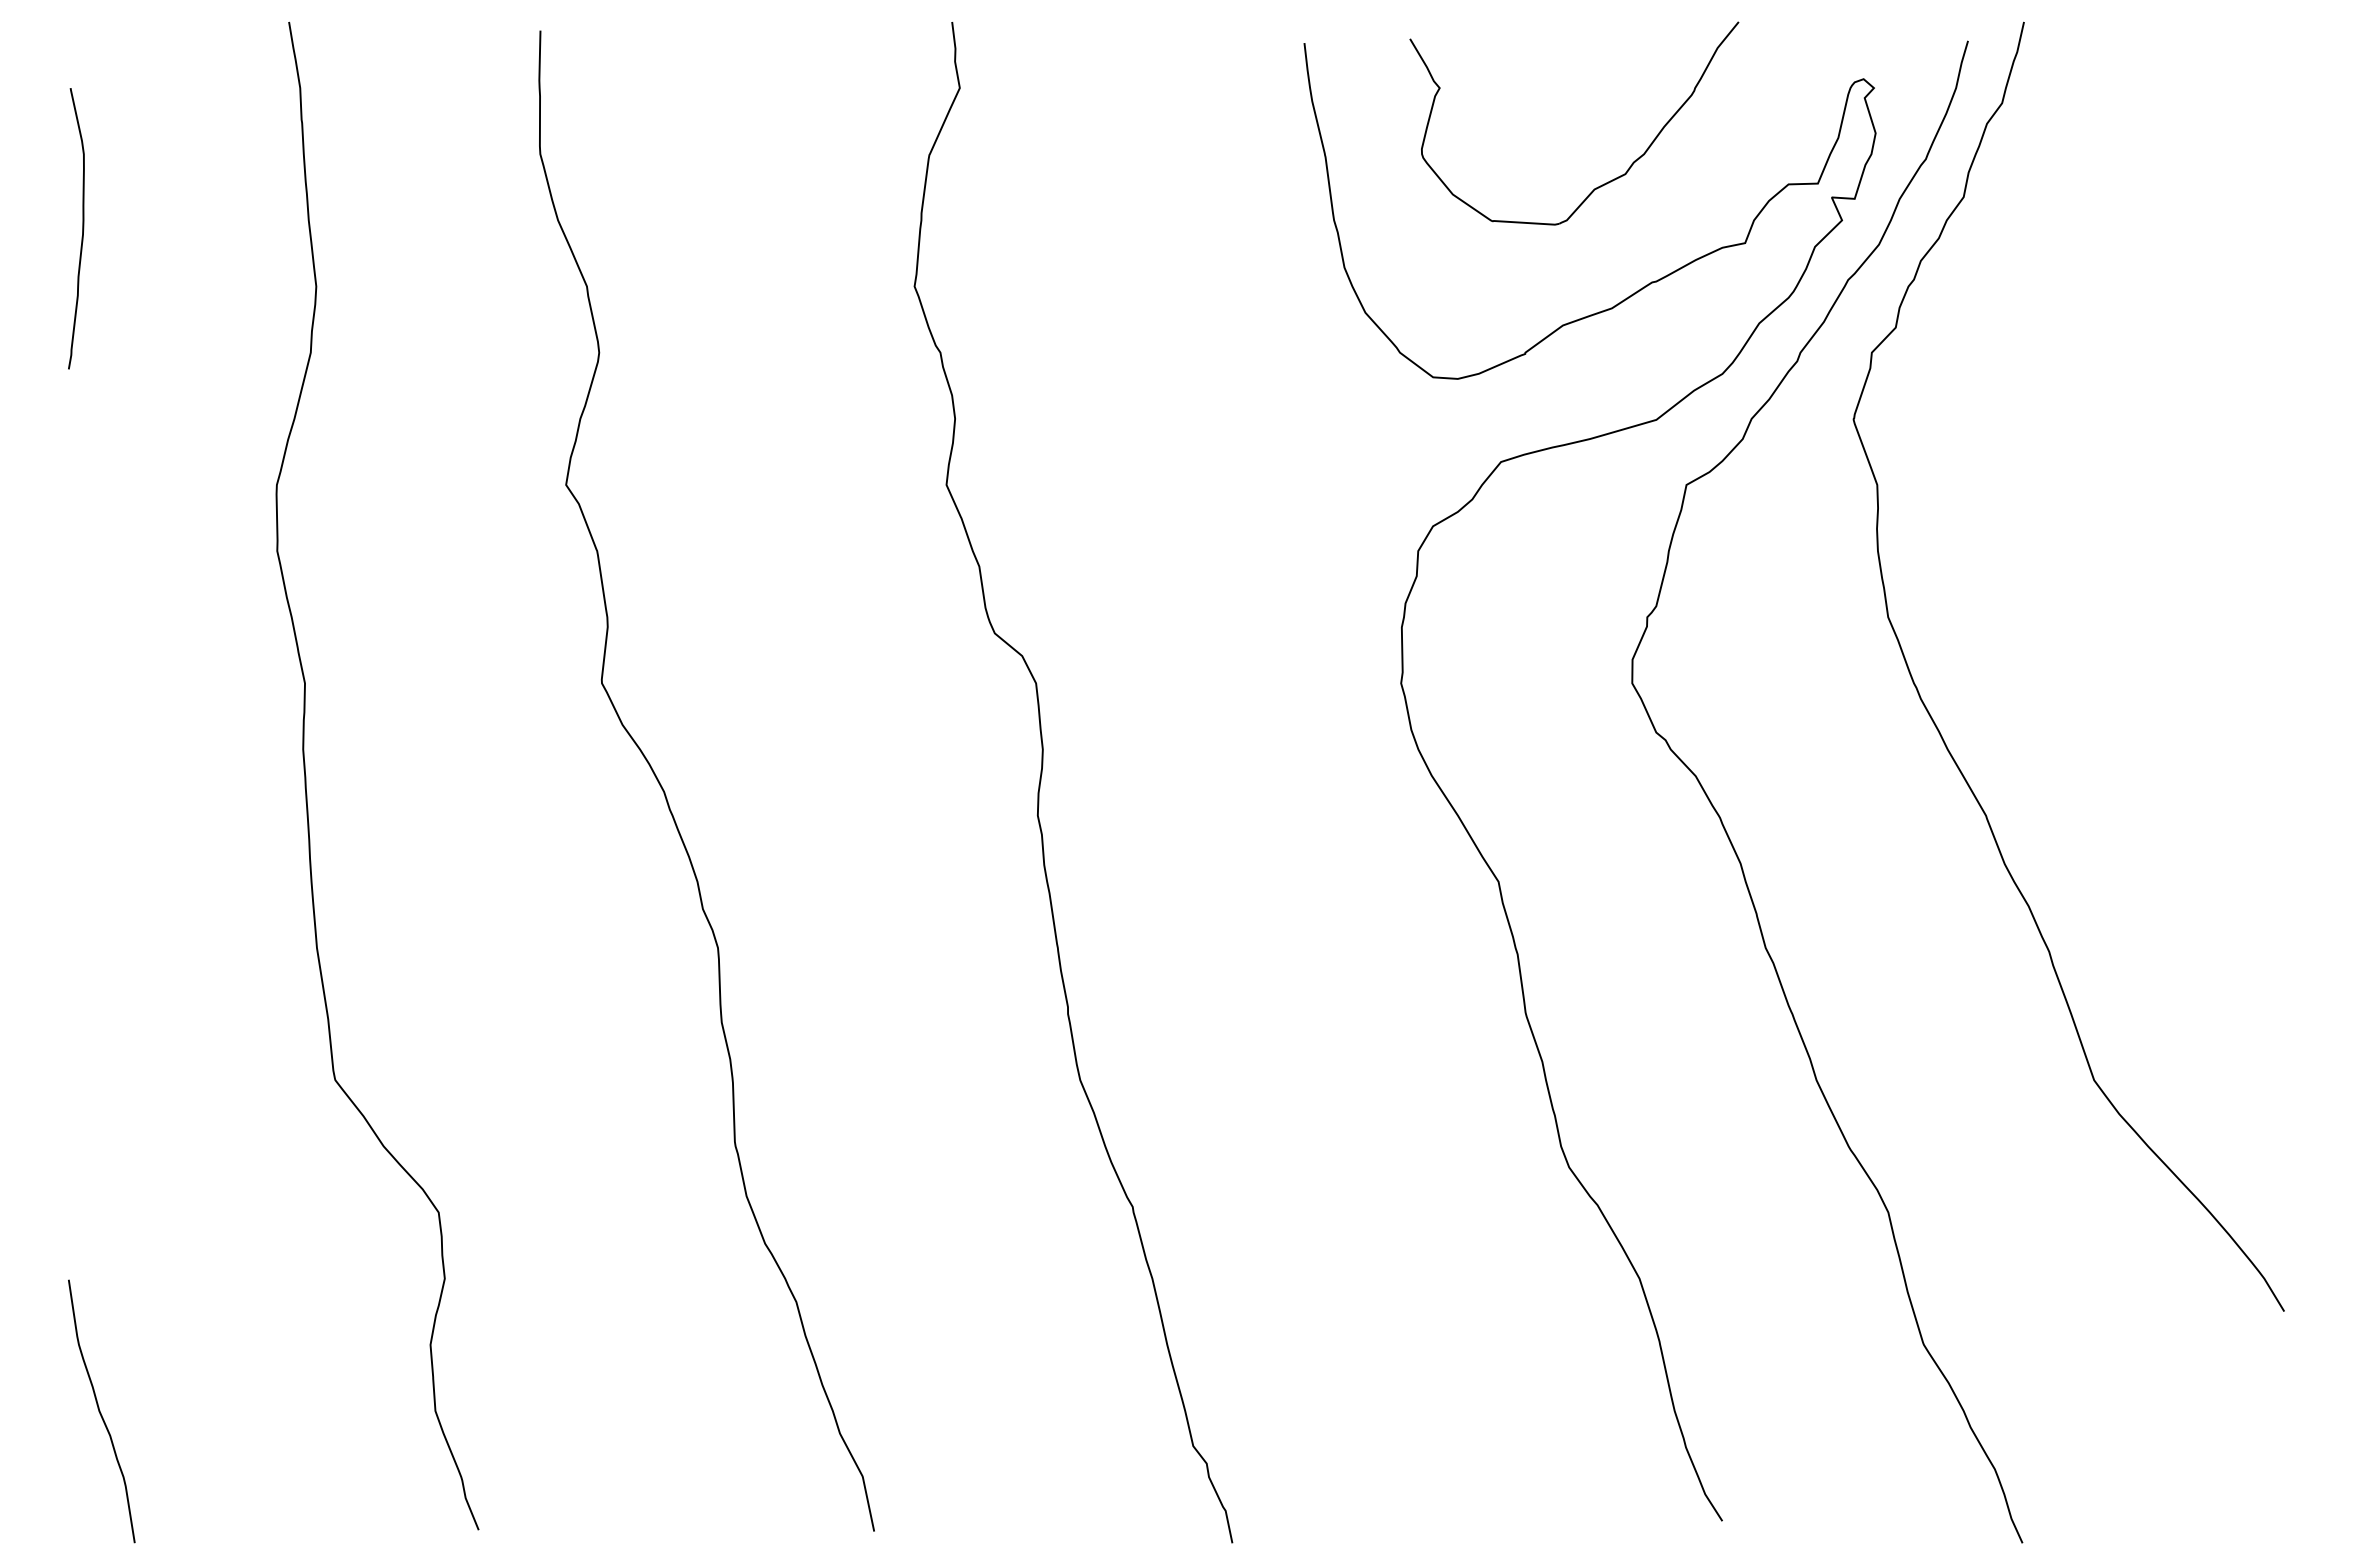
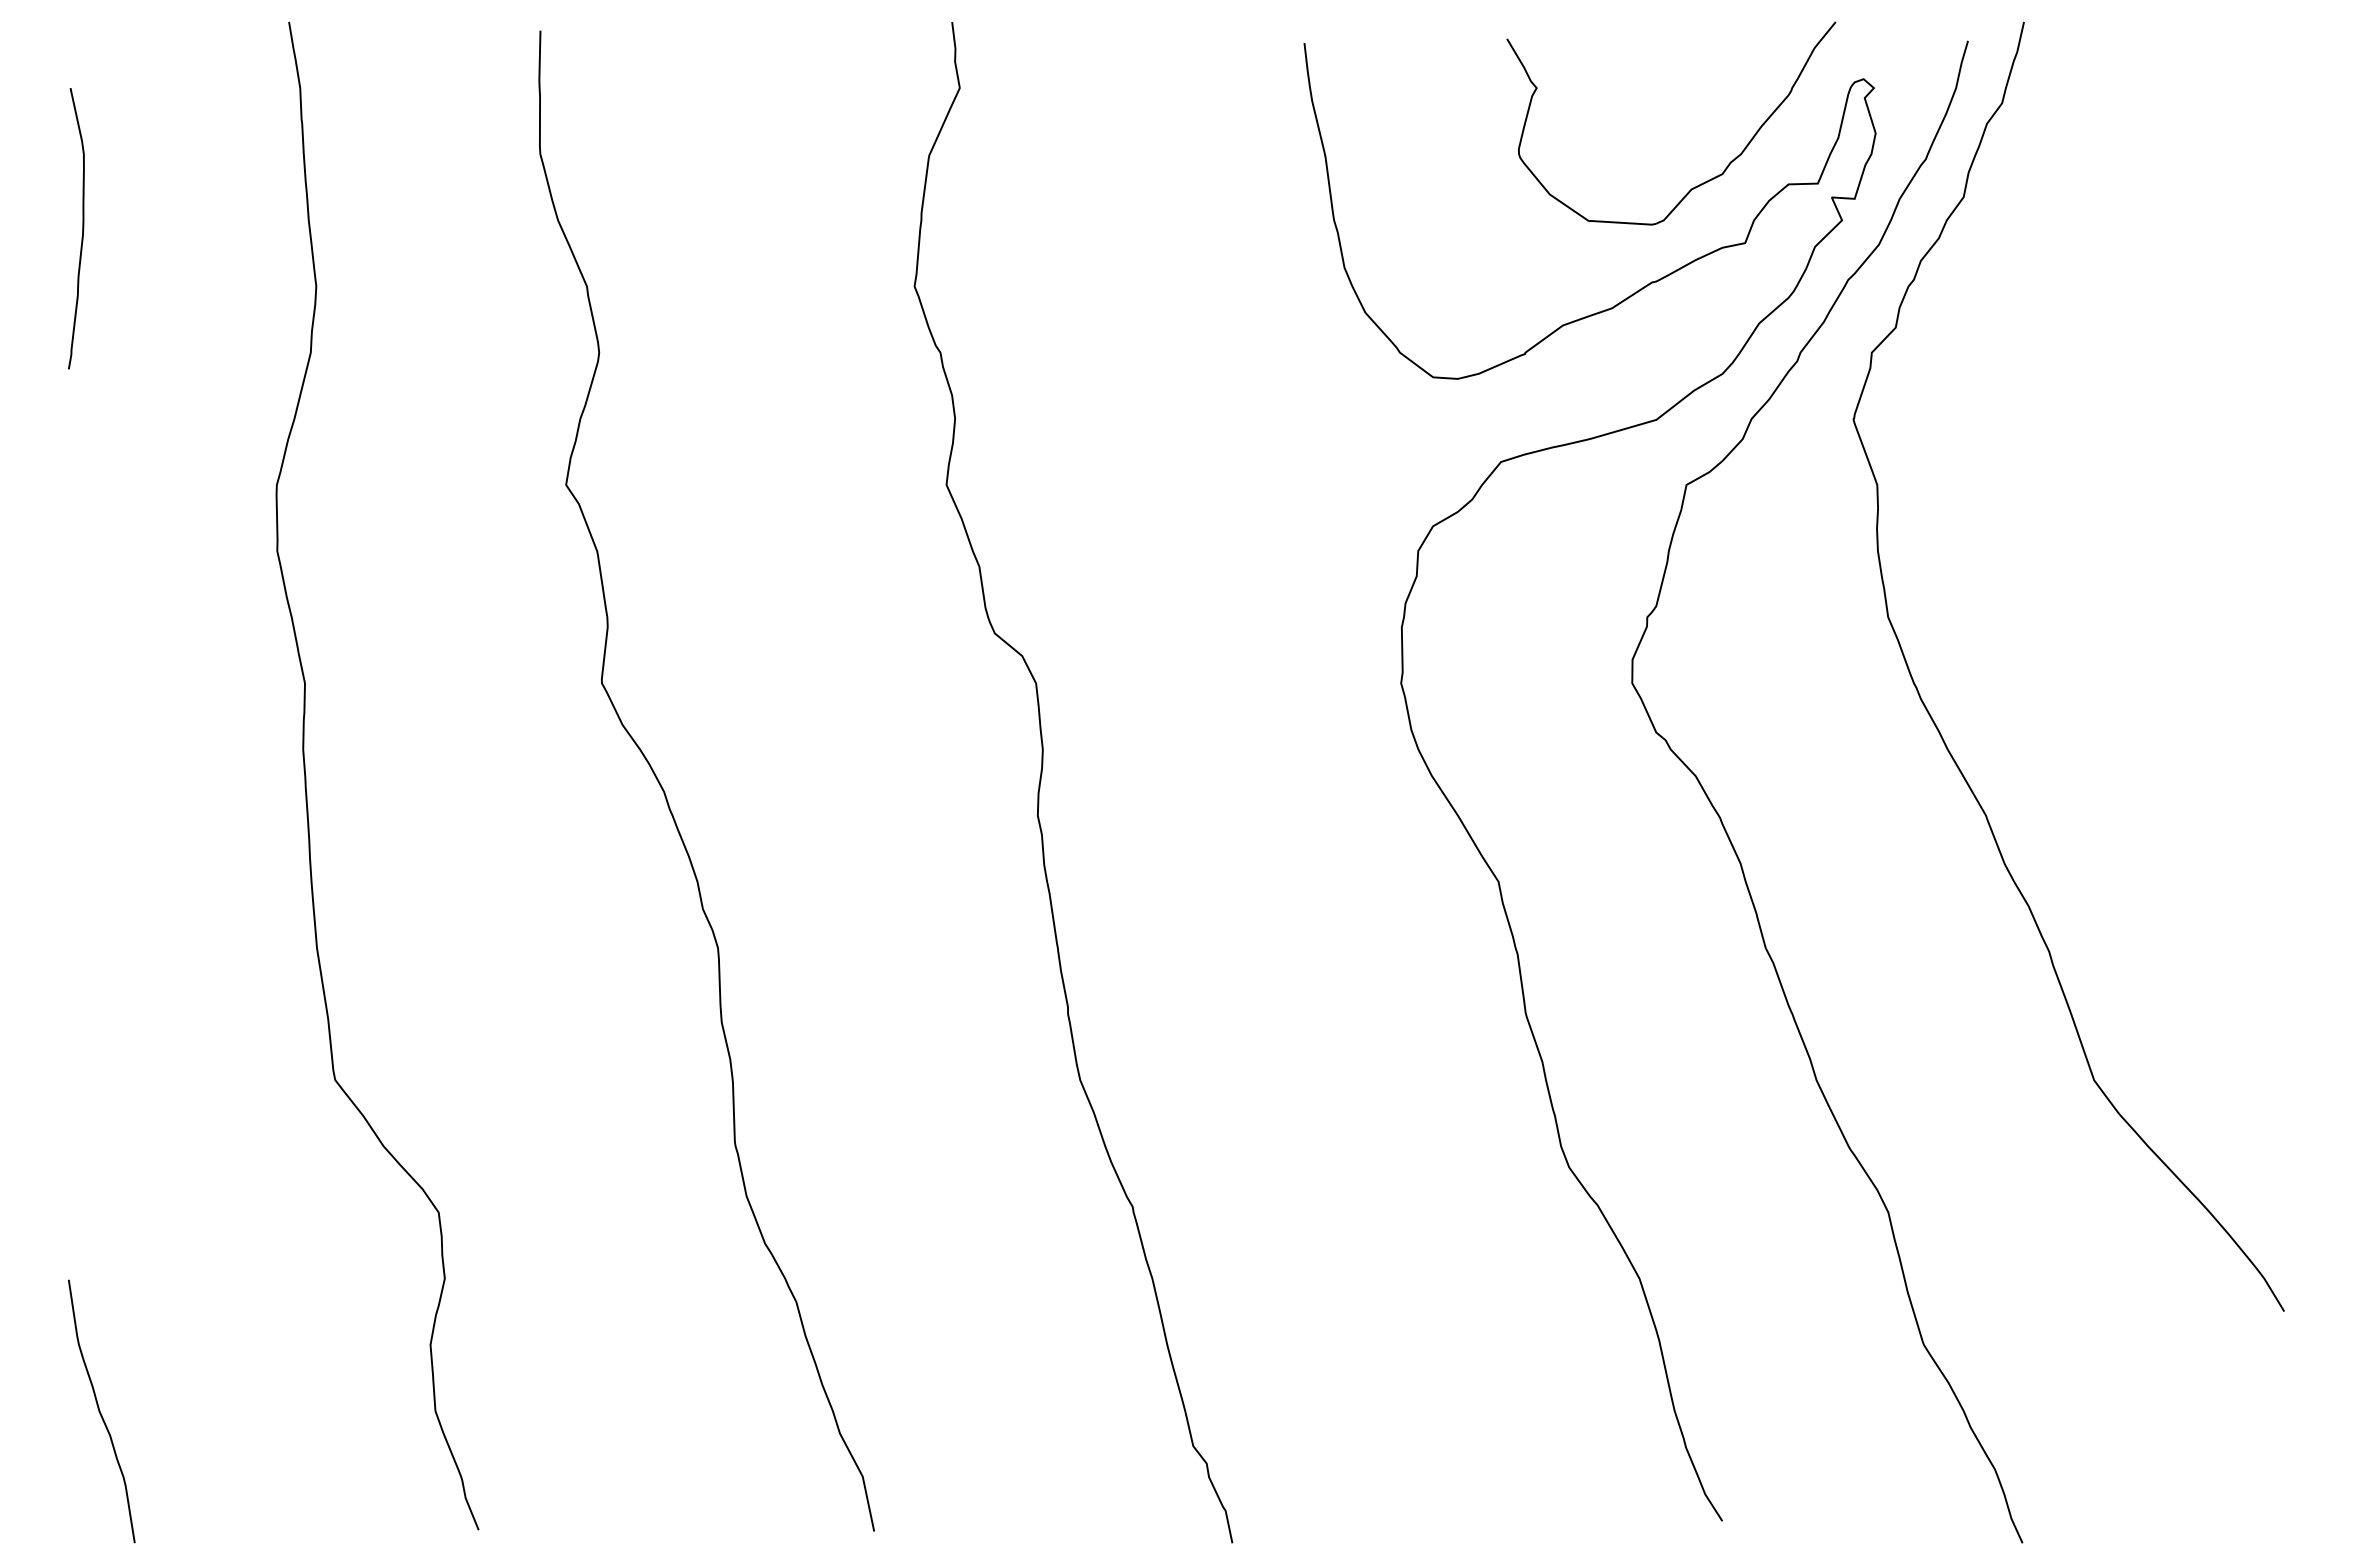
part position: (1604, 183) -> (1701, 183) (1701, 183)
